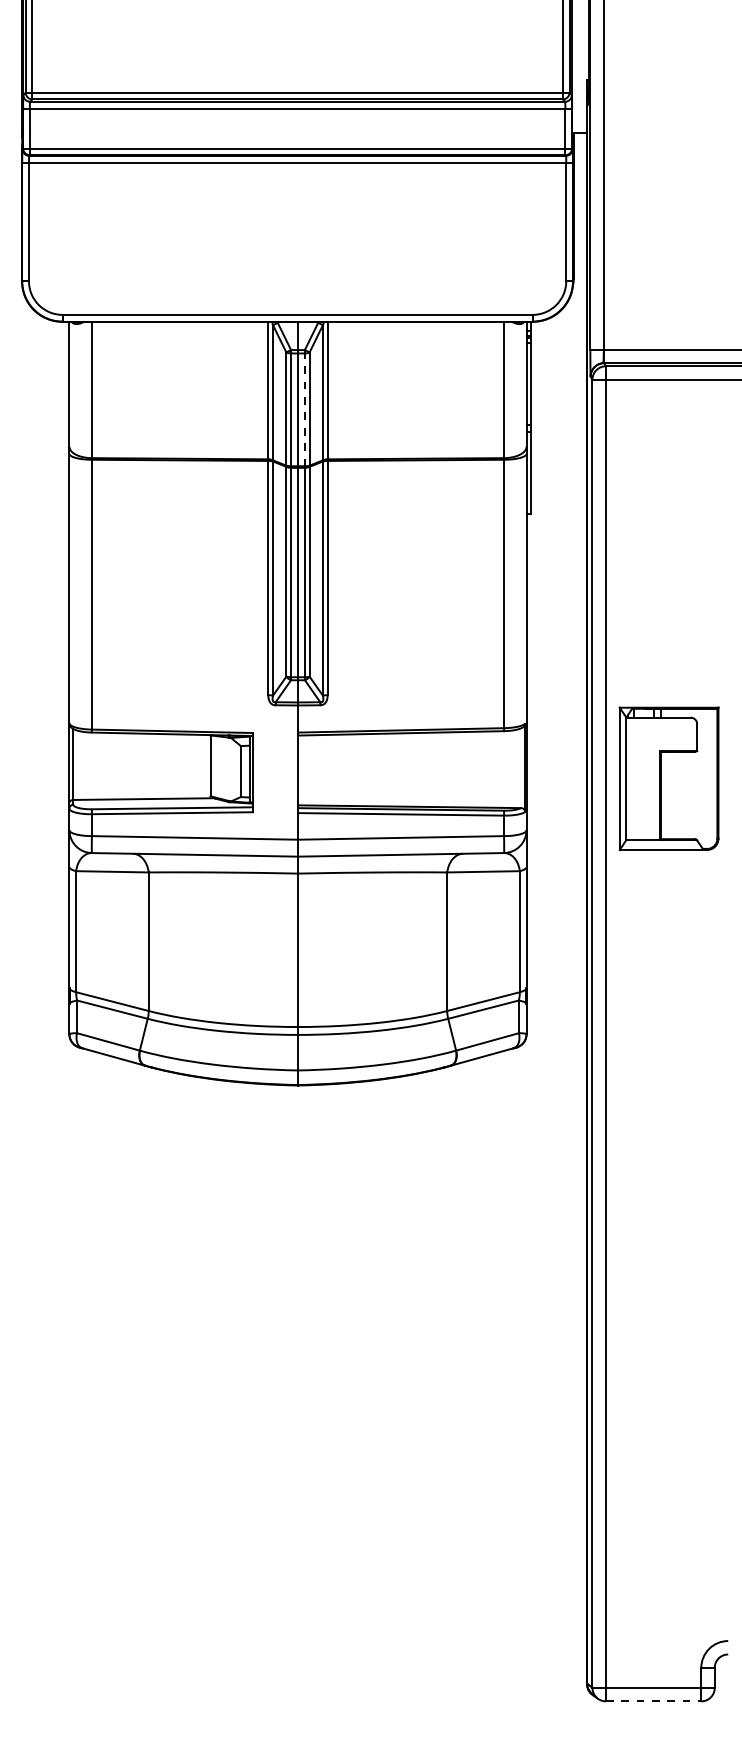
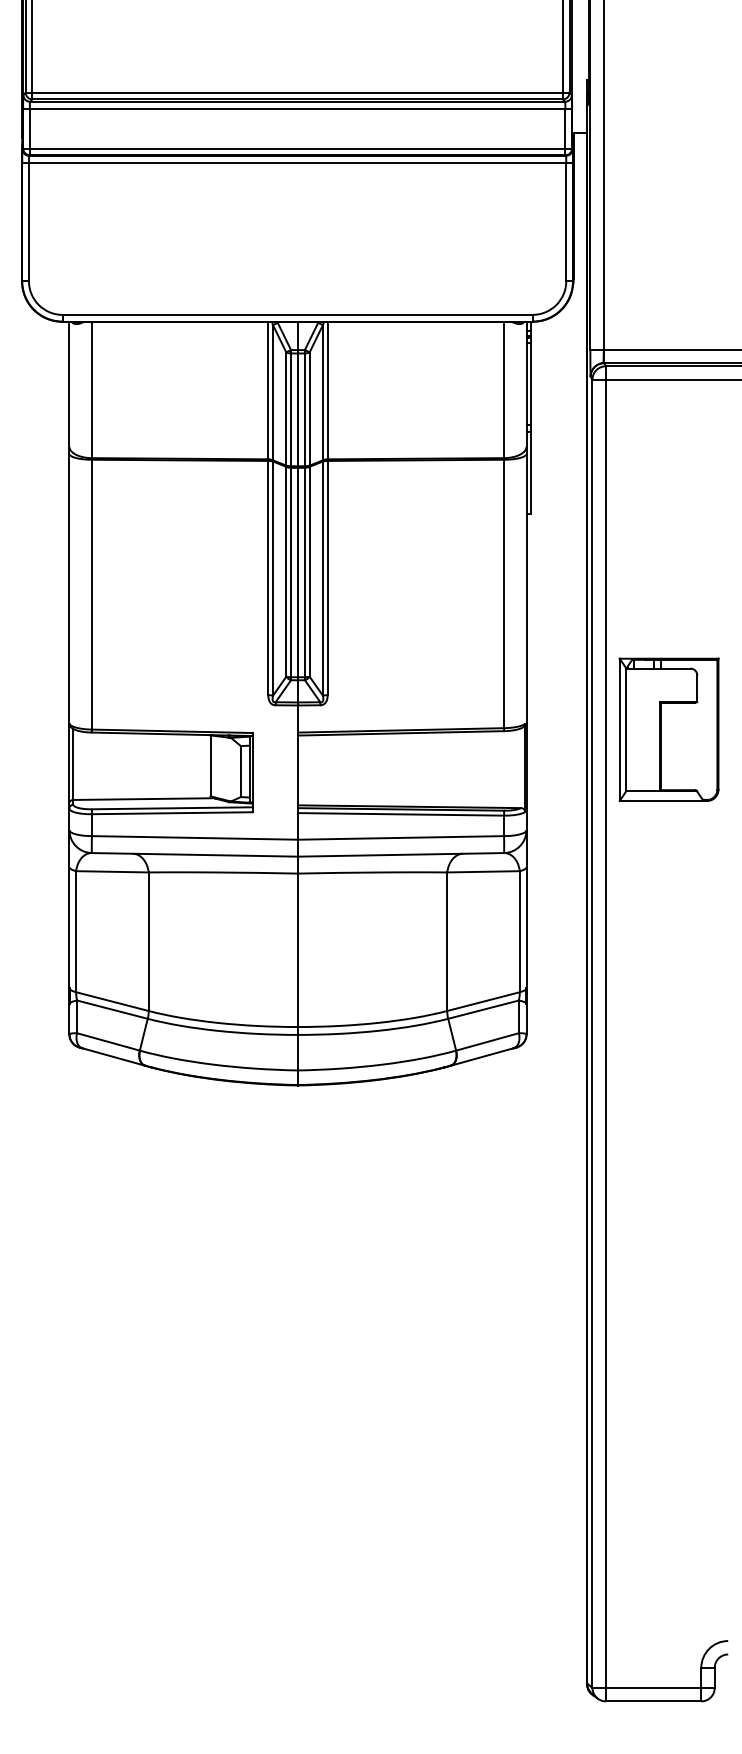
line: dashed -> solid (304, 409)
part position: (668, 778) -> (668, 729) (668, 729)
line: dashed -> solid (653, 1701)
